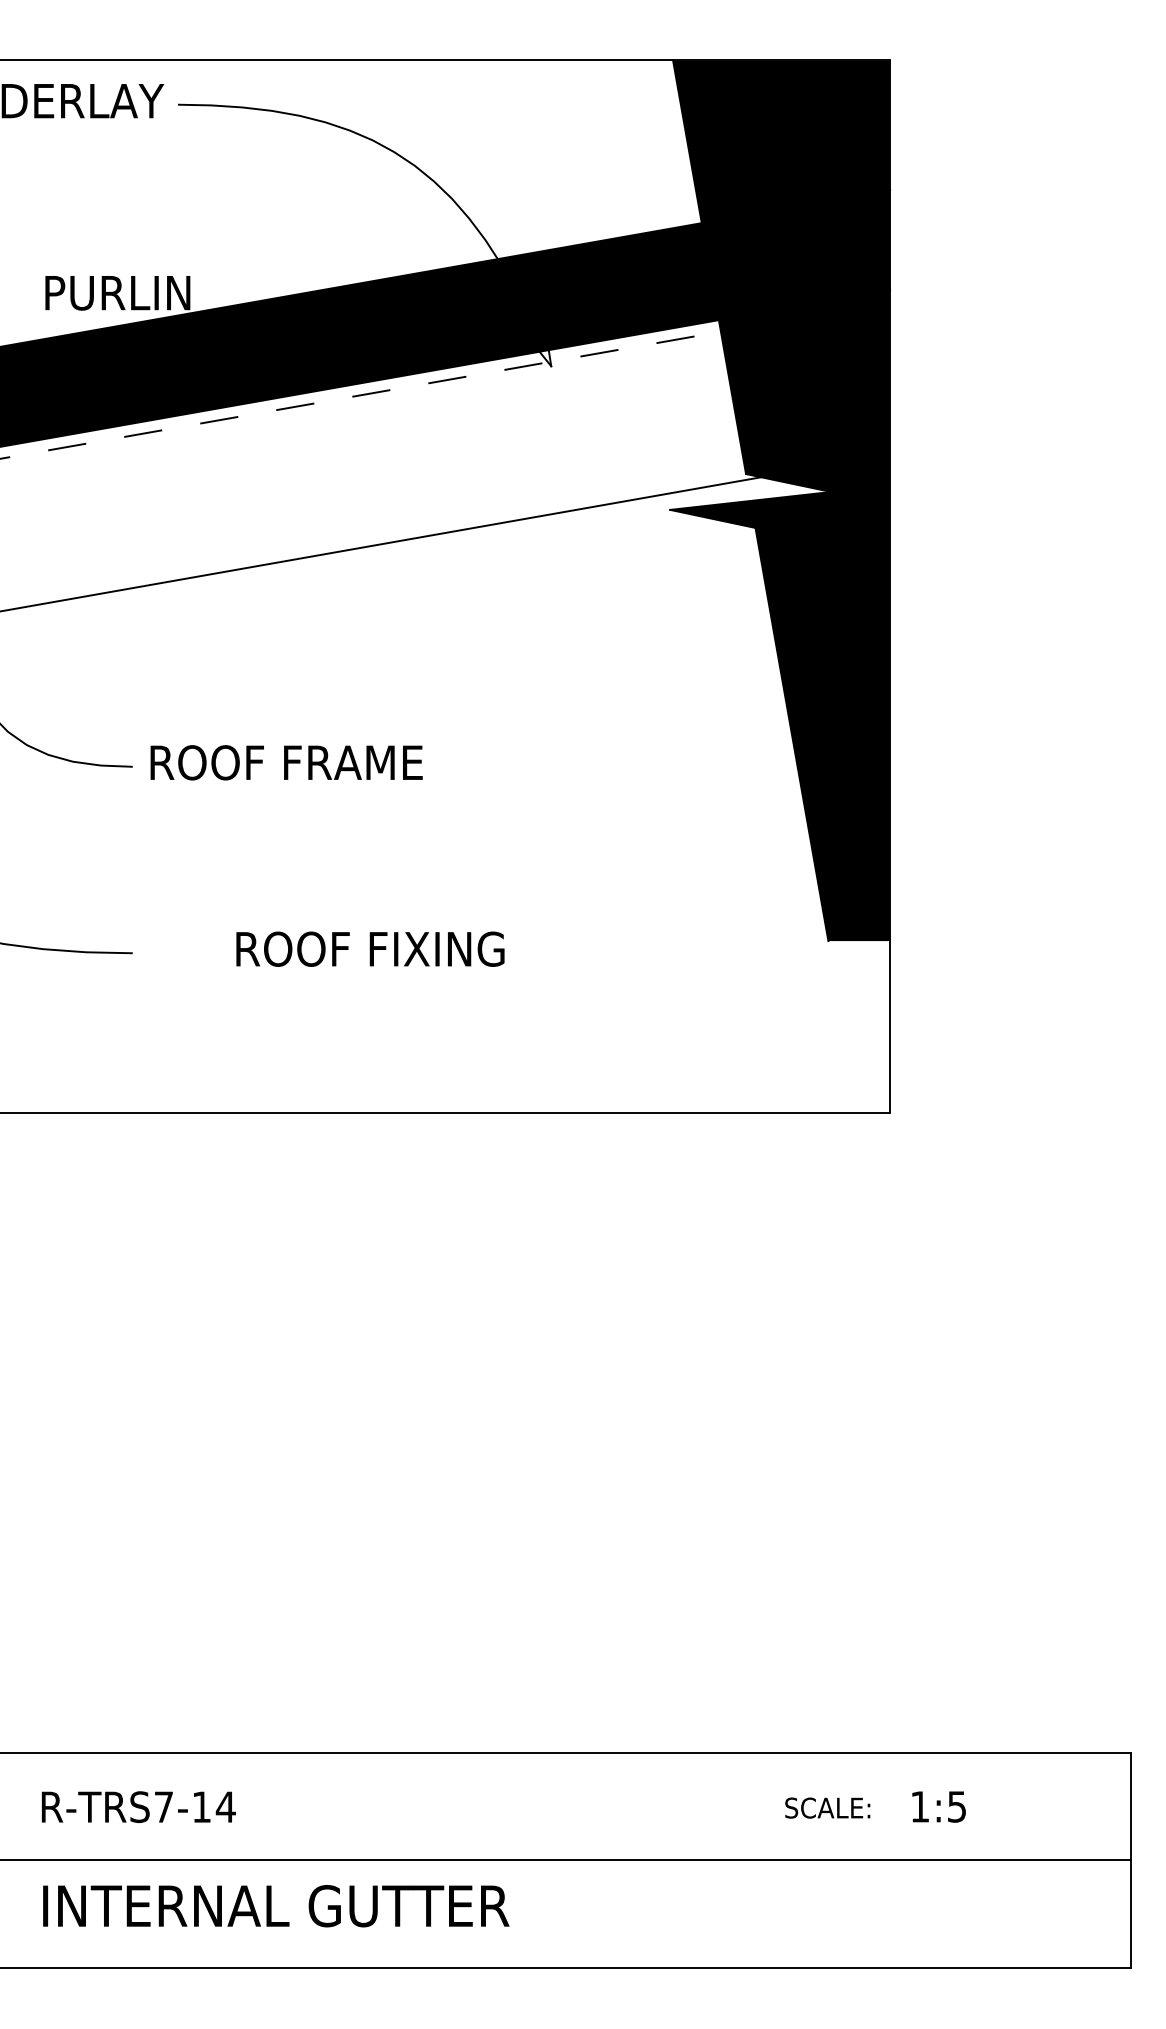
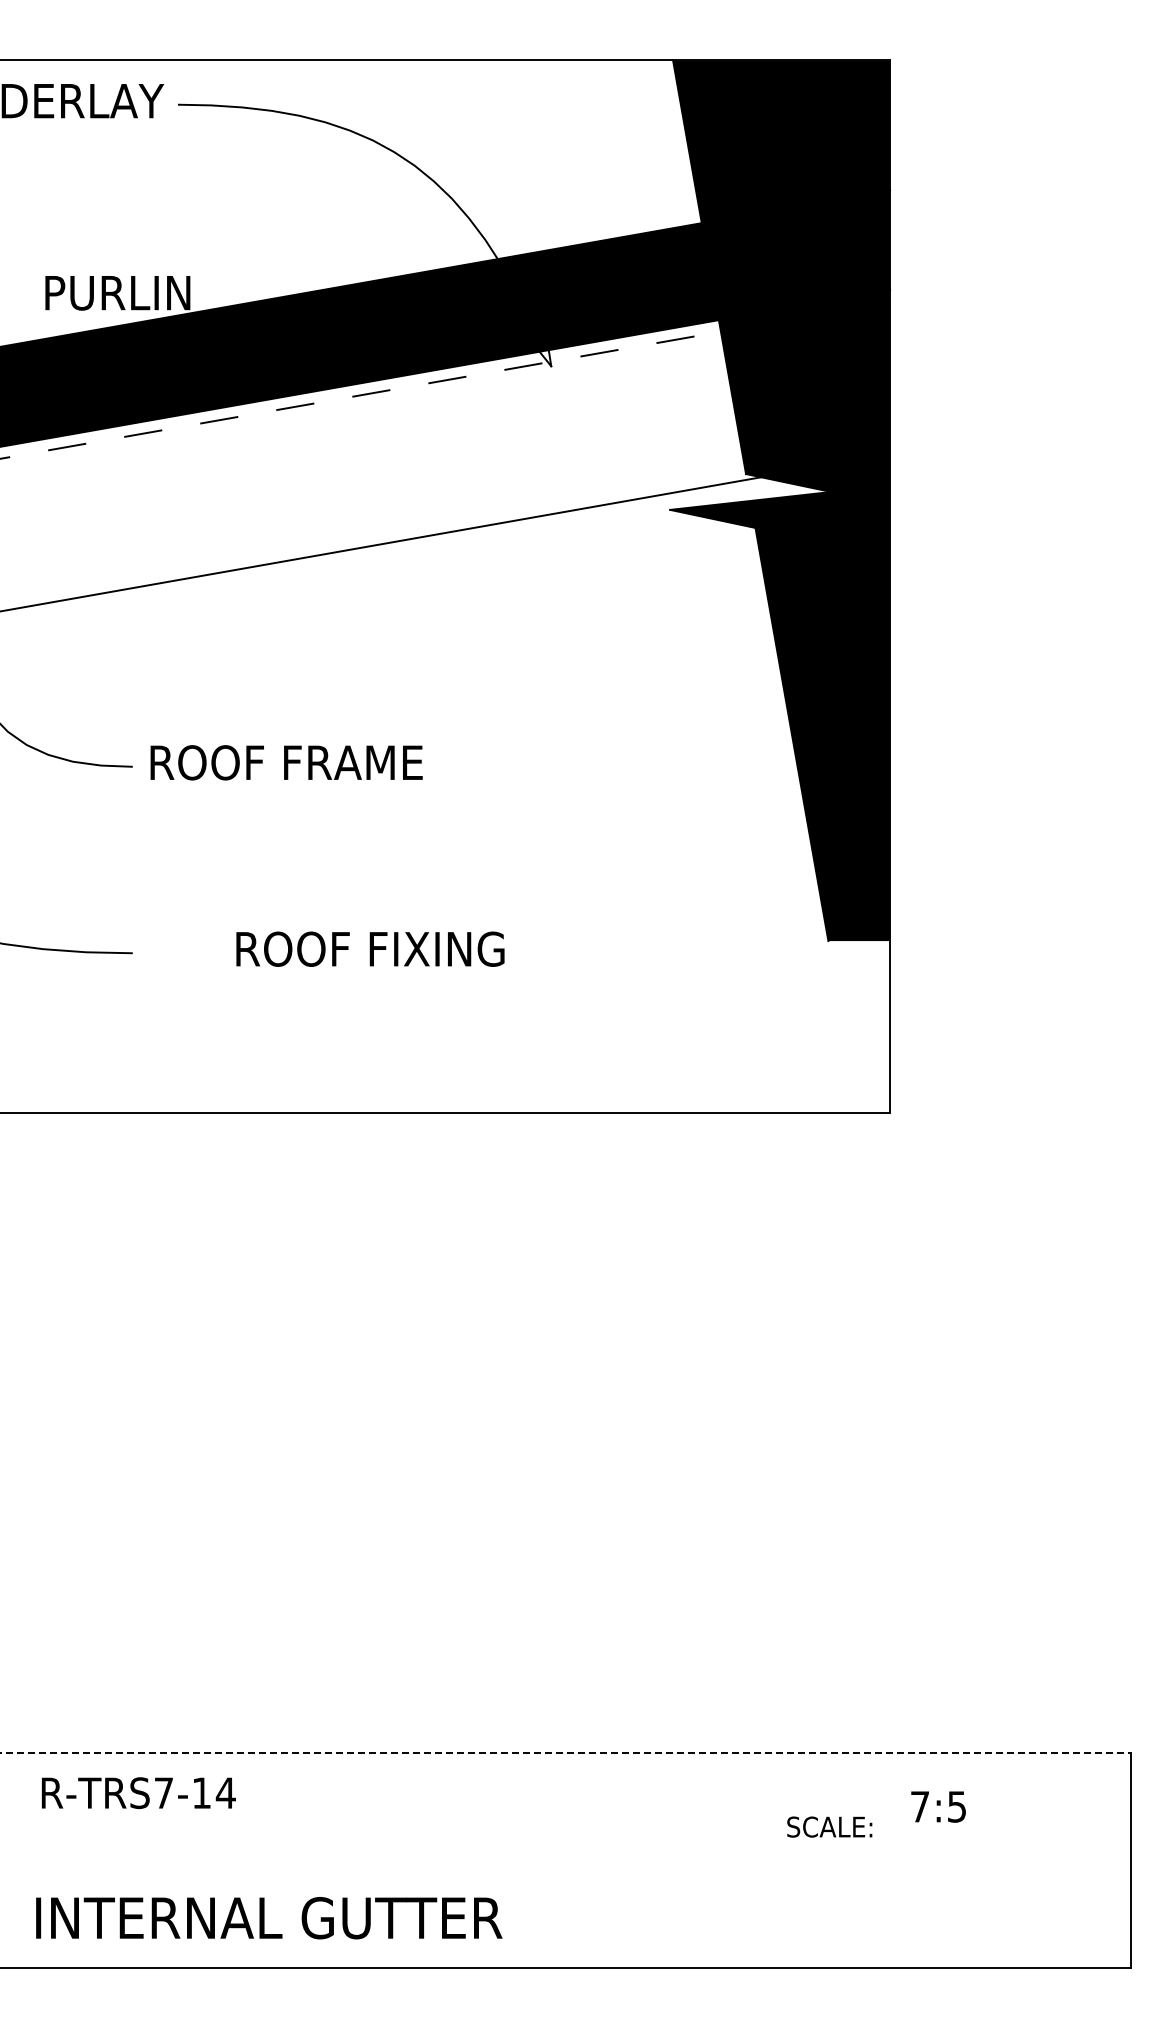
line: solid -> dashed (566, 1753)
text: 1:5 -> 7:5 (919, 1806)
text position: (138, 1807) -> (138, 1793) (138, 1793)
text position: (827, 1807) -> (829, 1826) (829, 1826)
line: present -> none (566, 1860)
text position: (276, 1906) -> (269, 1918) (269, 1918)
